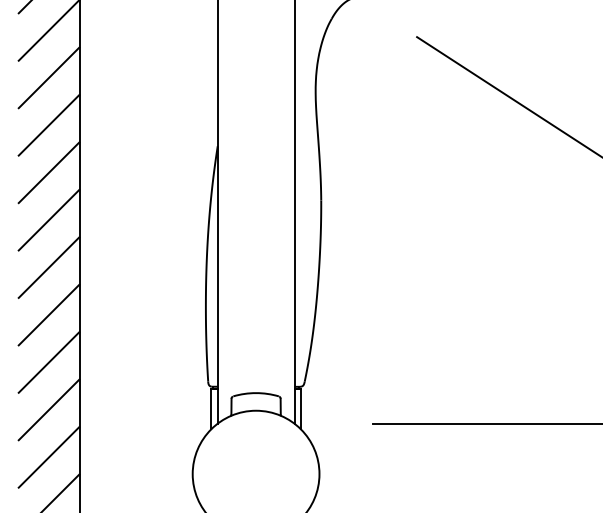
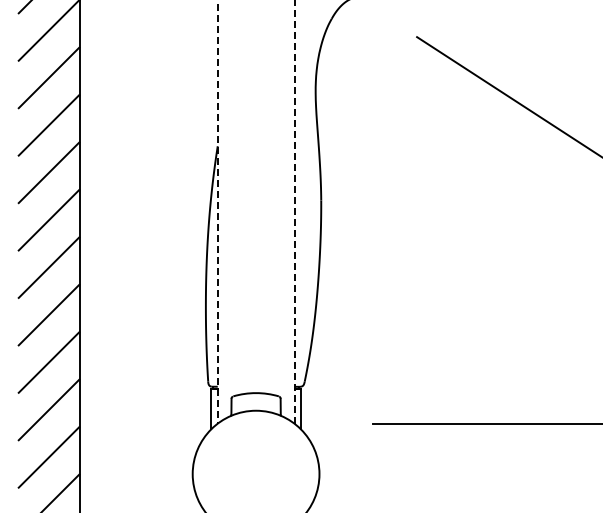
line: solid -> dashed (217, 212)
line: solid -> dashed (294, 212)
